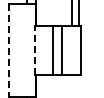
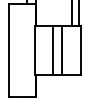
line: dashed -> solid (34, 50)
line: dashed -> solid (9, 51)
